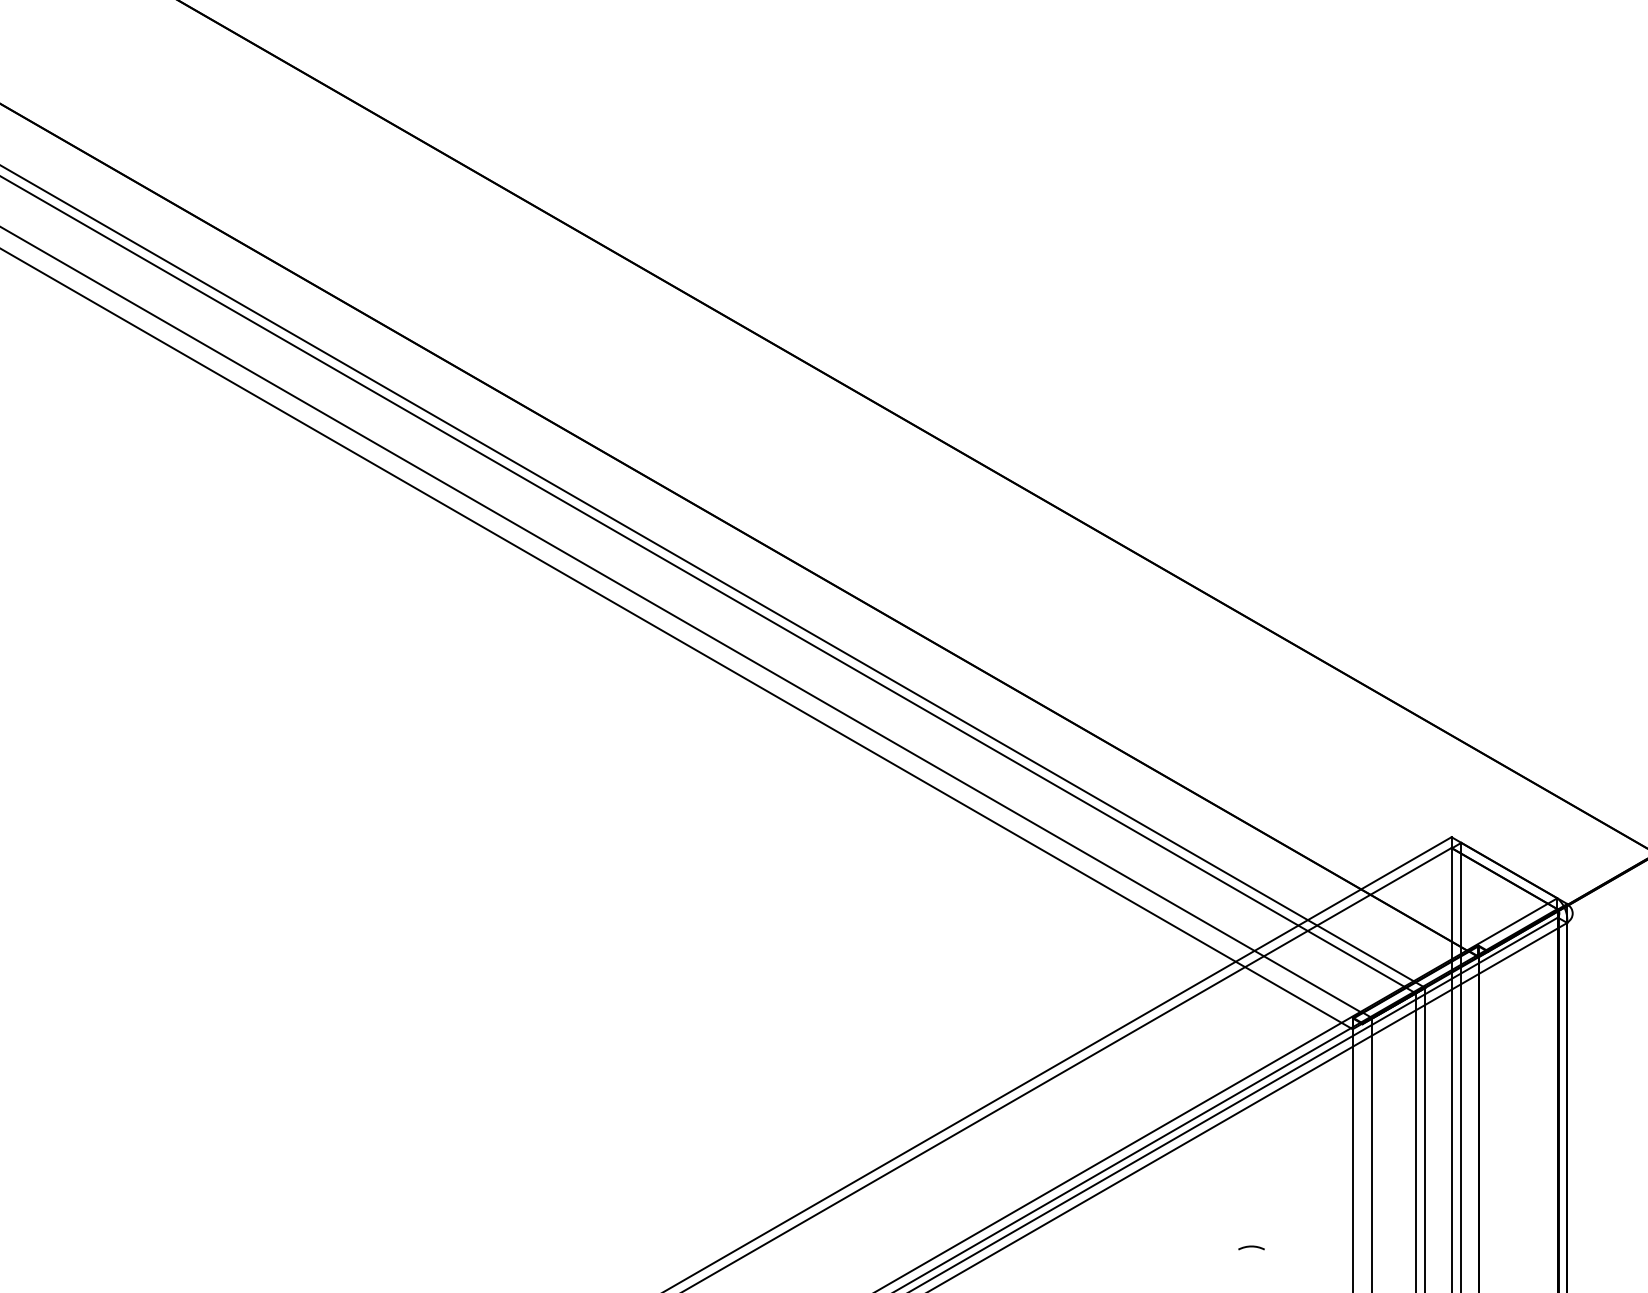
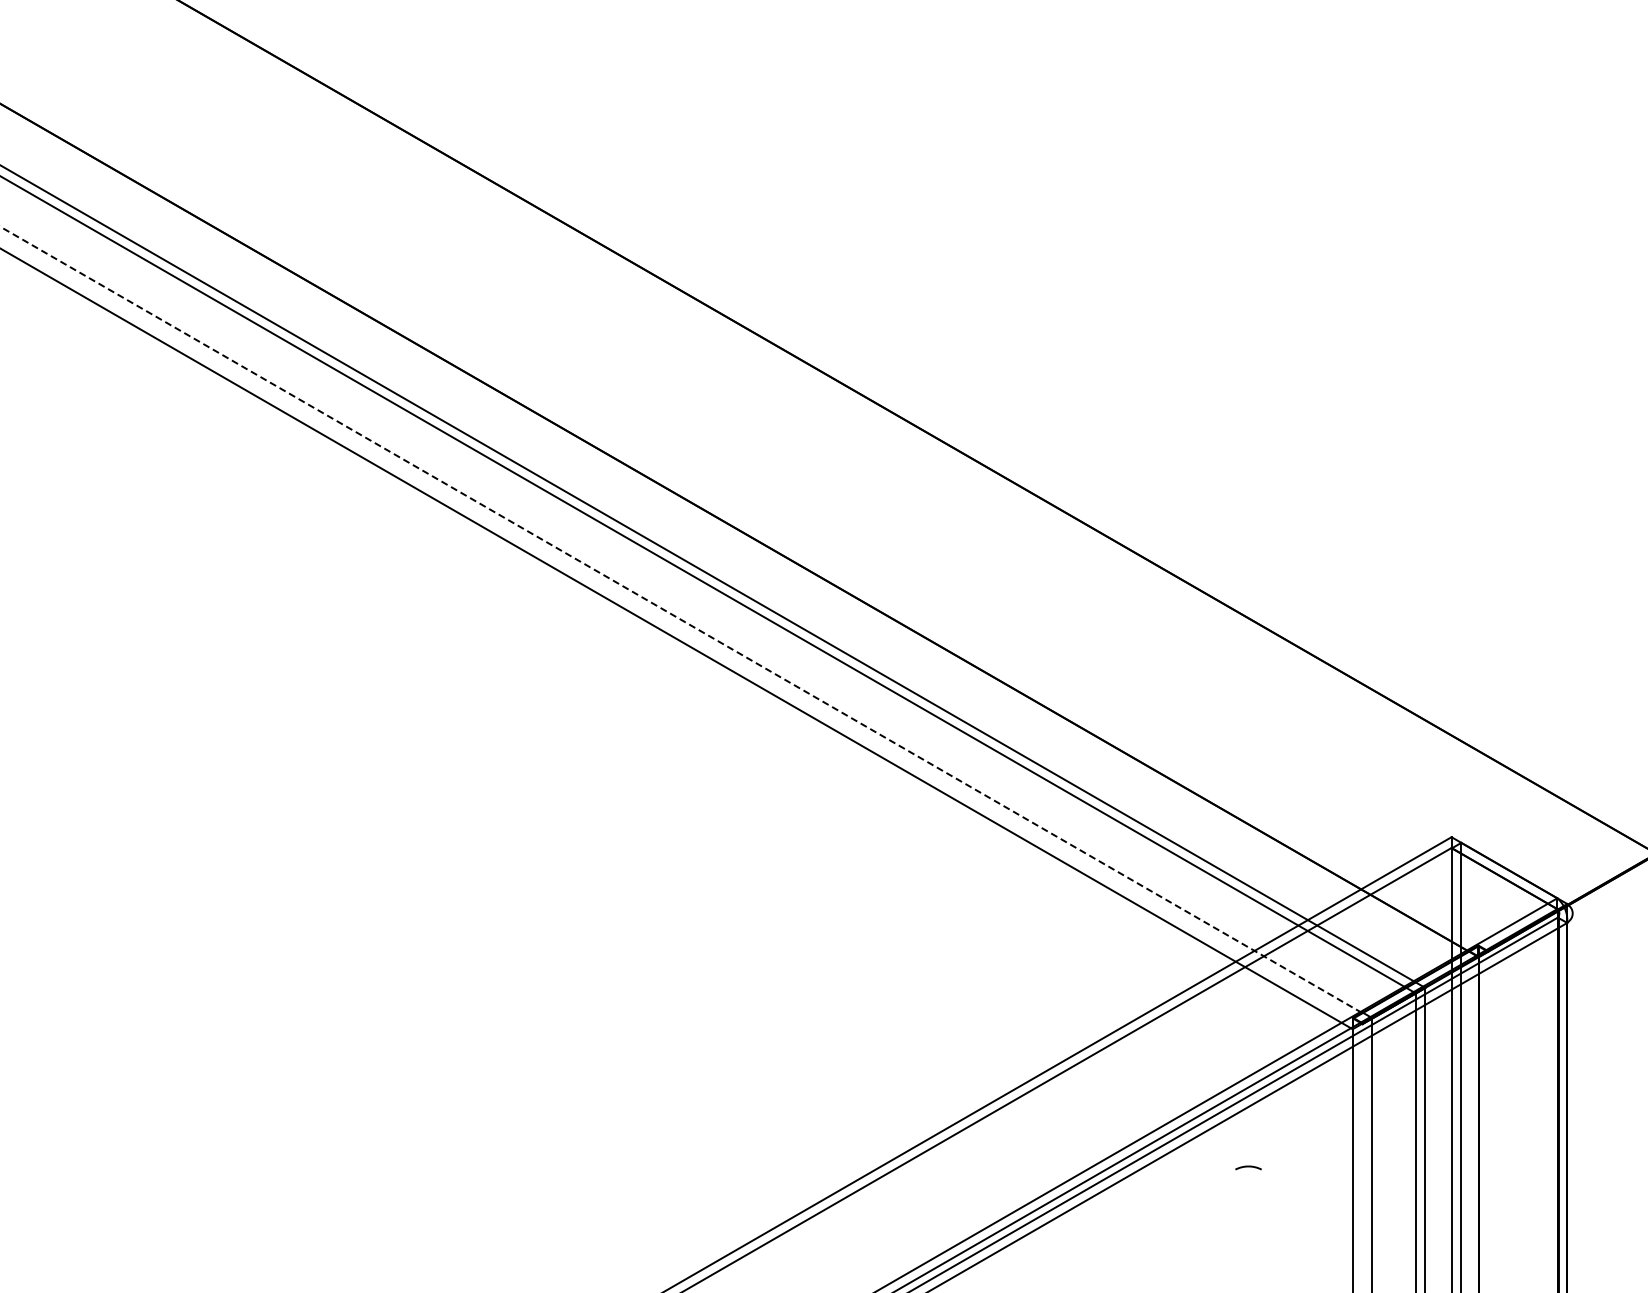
line: solid -> dashed (681, 619)
arc position: (1251, 1247) -> (1248, 1167) (1248, 1167)
